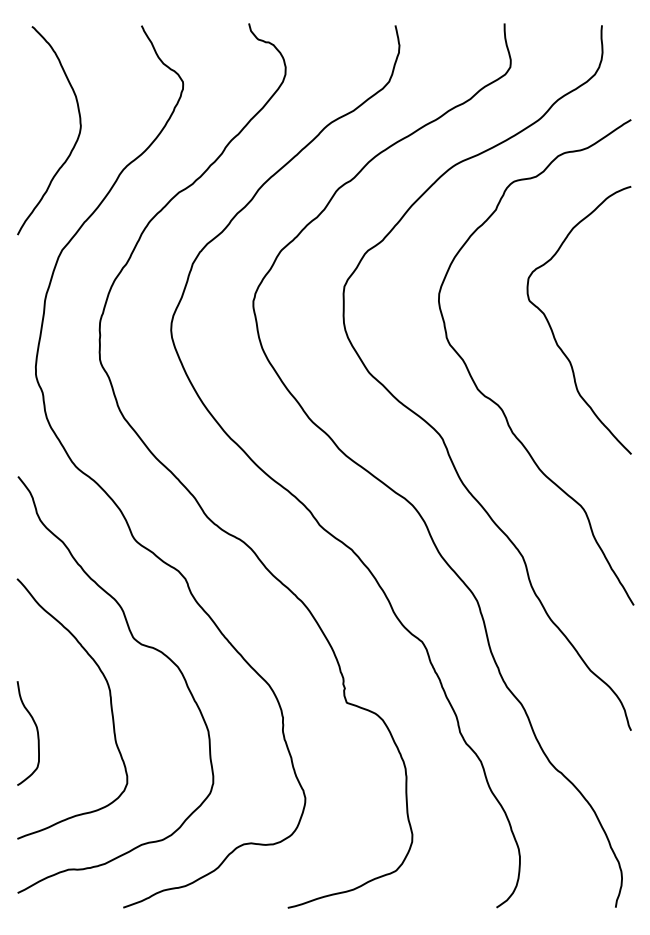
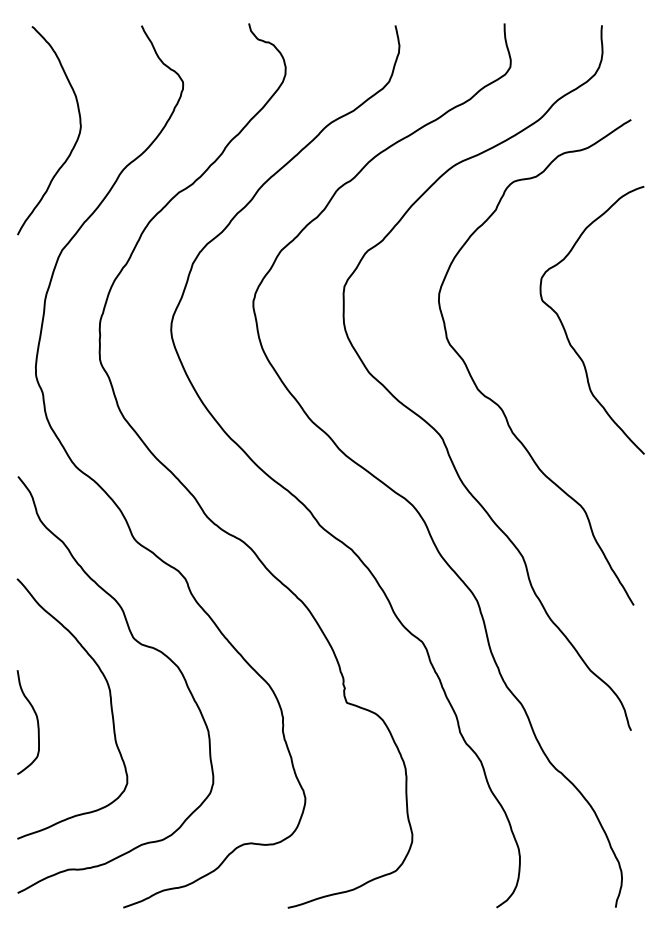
curve position: (553, 331) -> (566, 331) (566, 331)
curve position: (36, 731) -> (36, 720) (36, 720)
